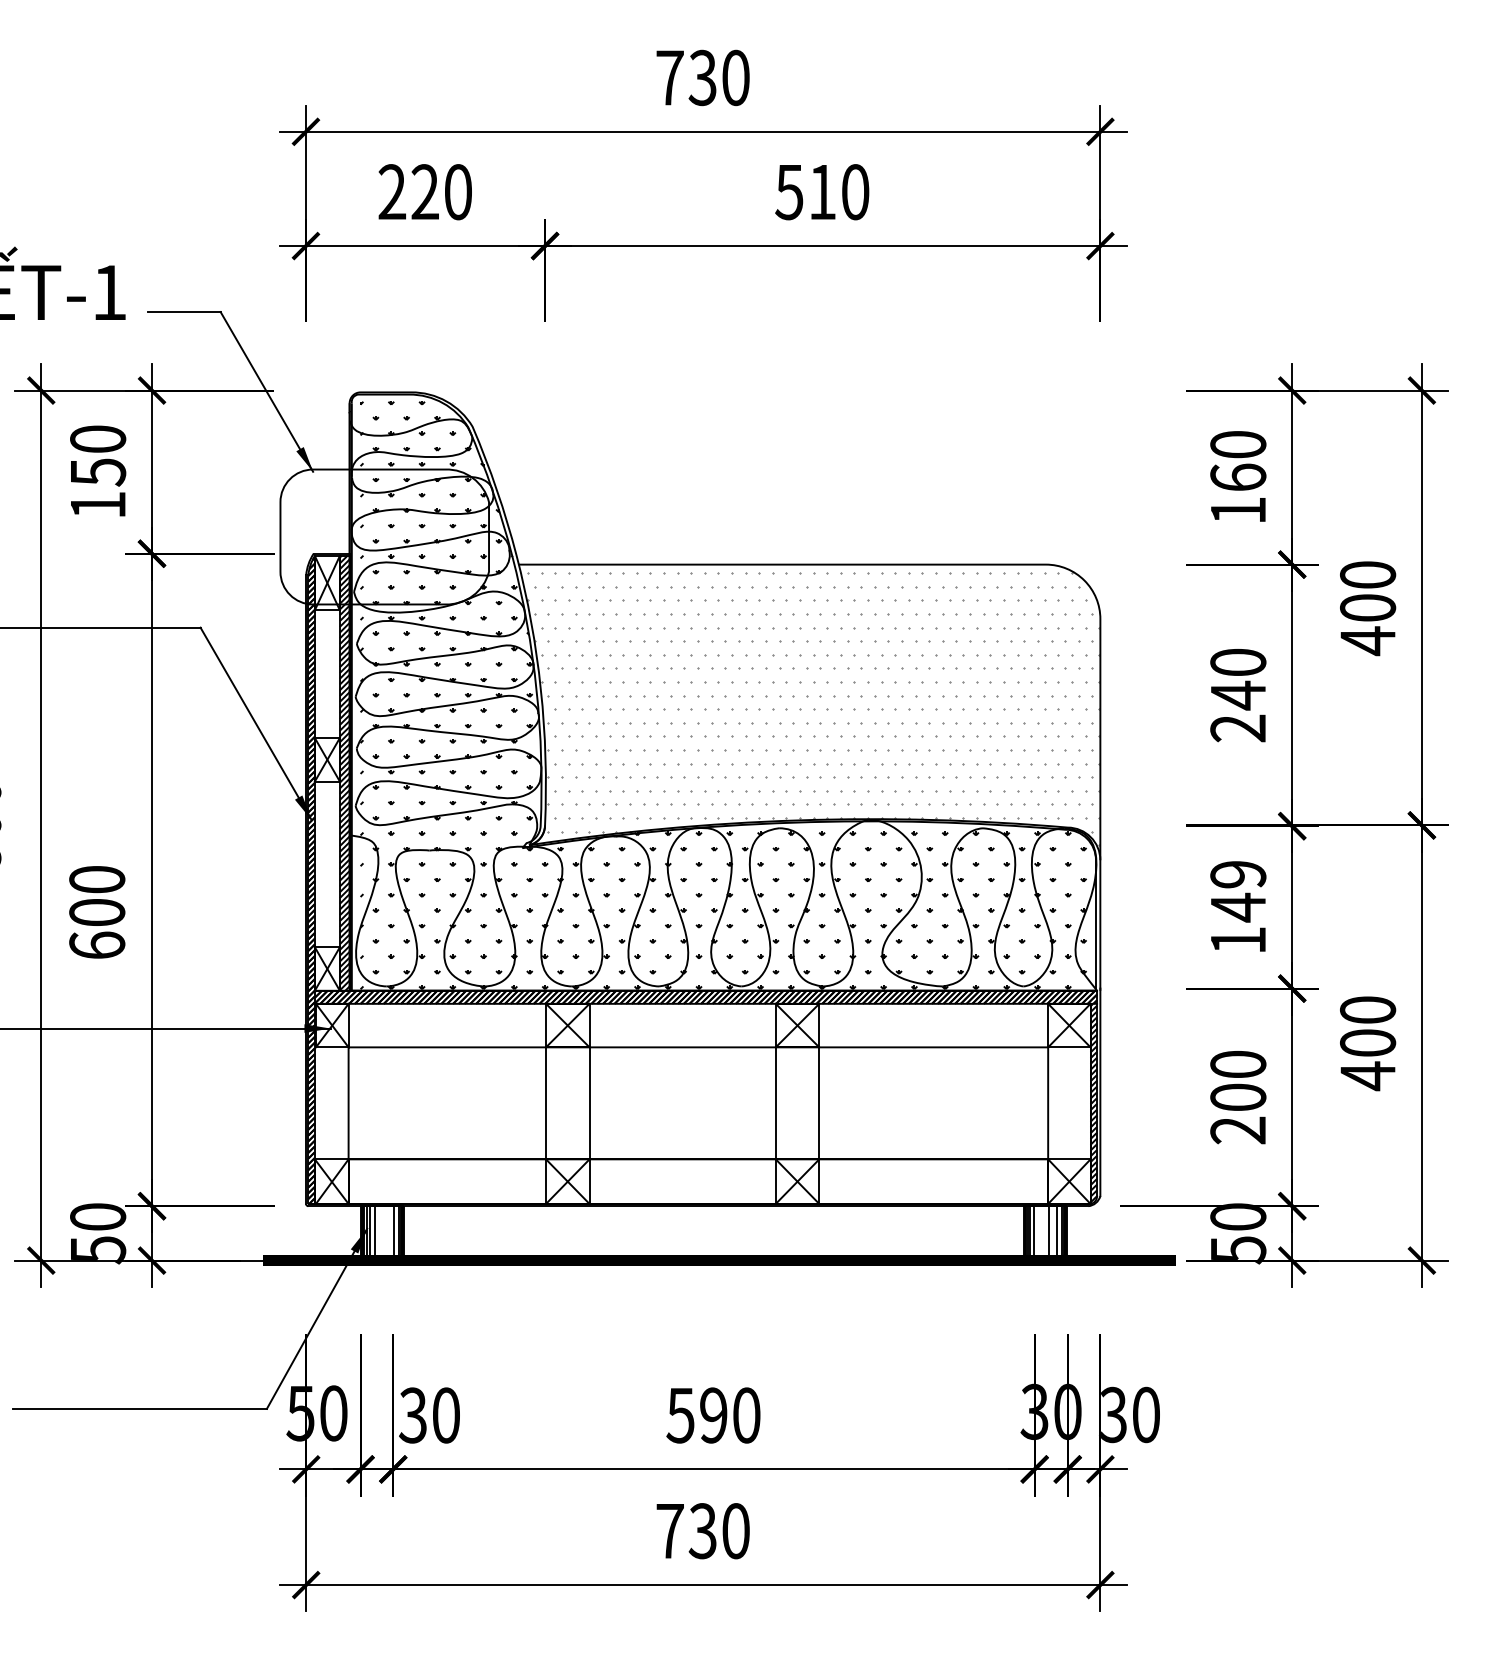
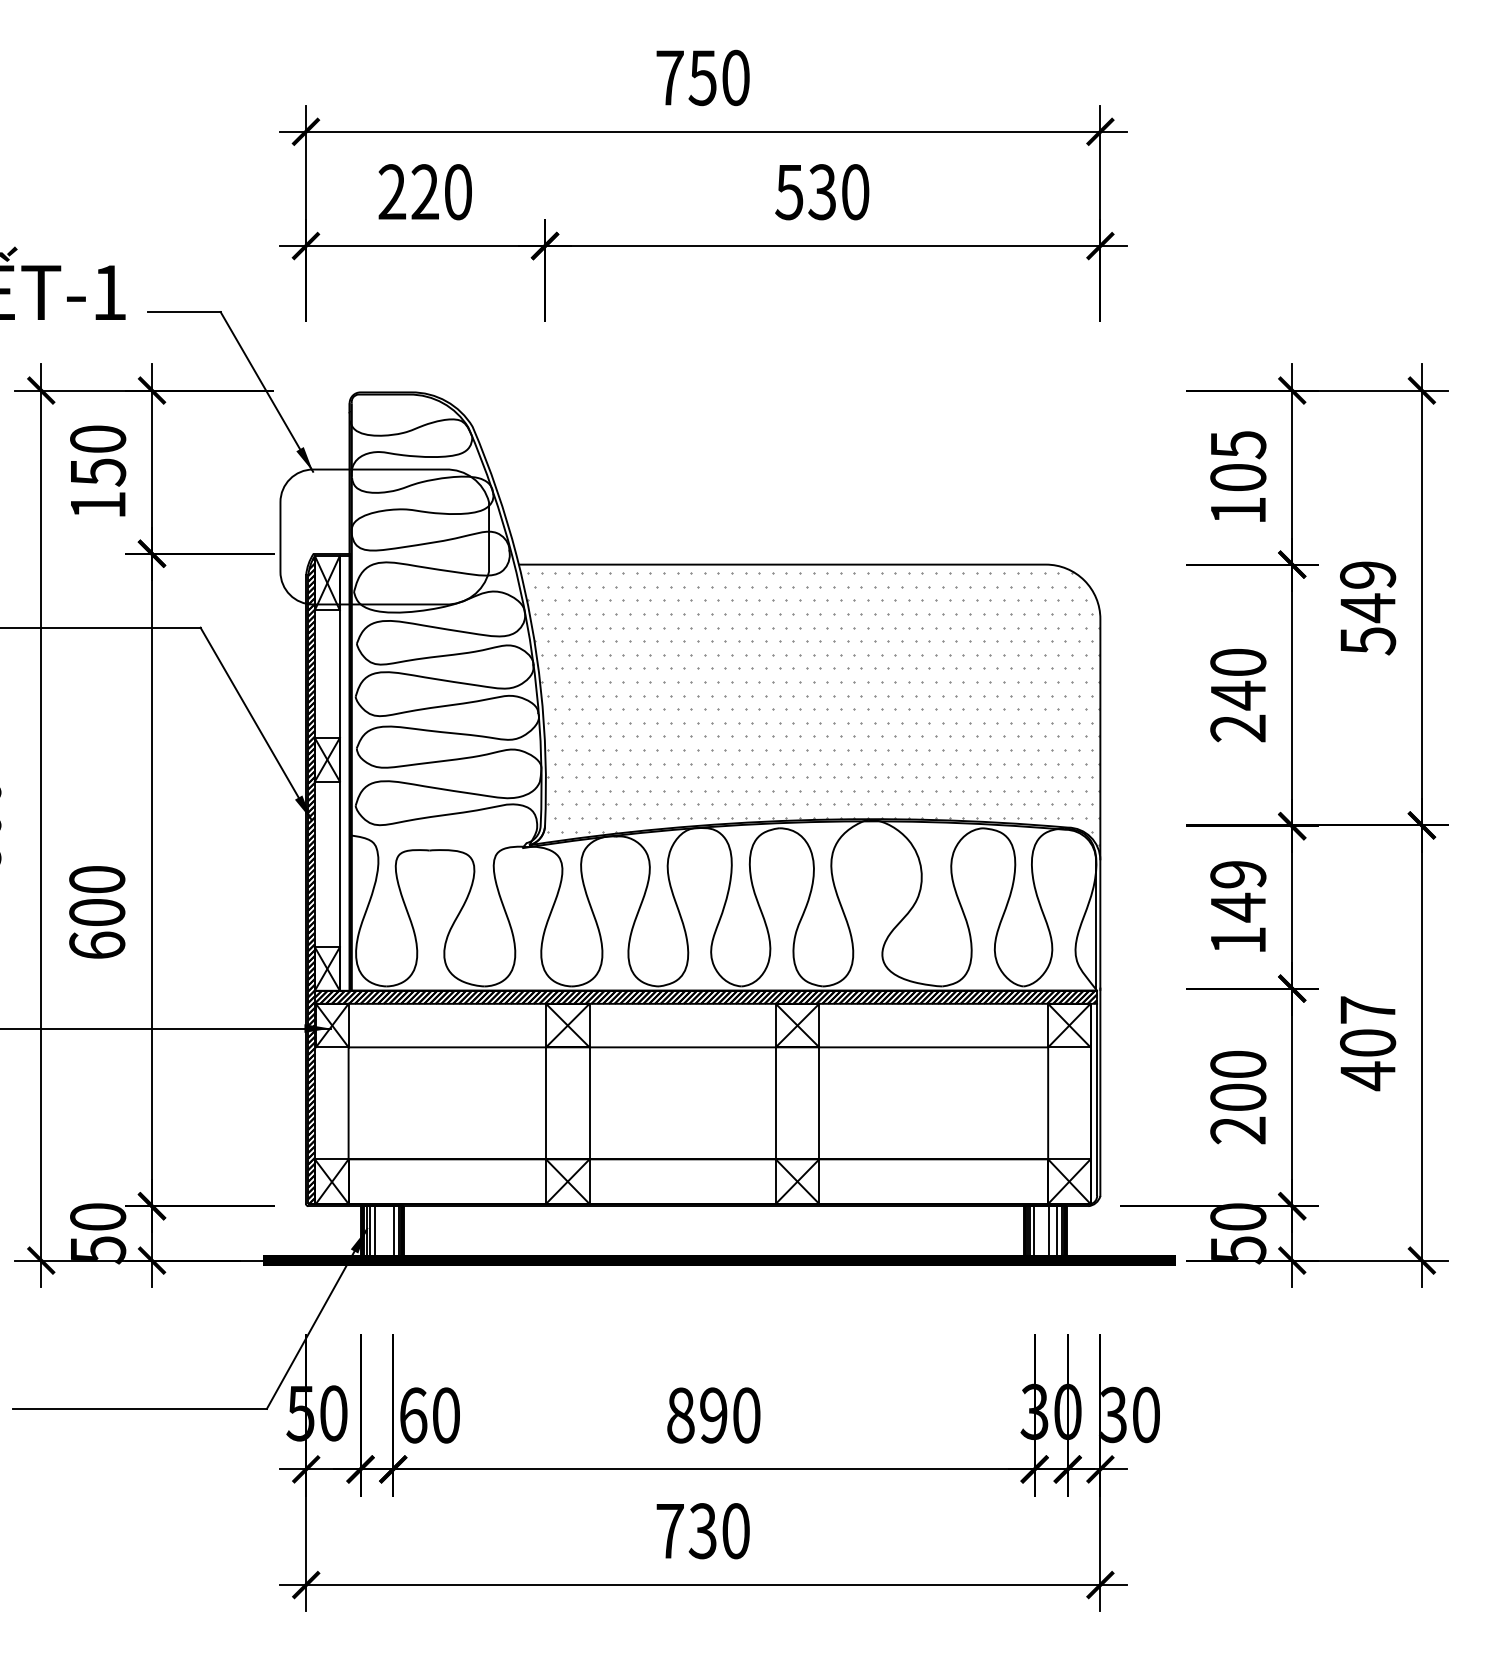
text: 730 -> 750 (702, 77)
text: 510 -> 530 (821, 192)
text: 160 -> 105 (1238, 461)
text: 400 -> 549 (1368, 608)
hatch: present -> none (723, 694)
hatch: present -> none (344, 772)
text: 400 -> 407 (1368, 1009)
hatch: present -> none (1093, 1102)
text: 30 -> 60 (413, 1415)
text: 590 -> 890 (680, 1415)
